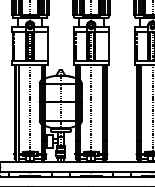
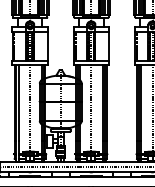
line: none -> present (76, 166)
